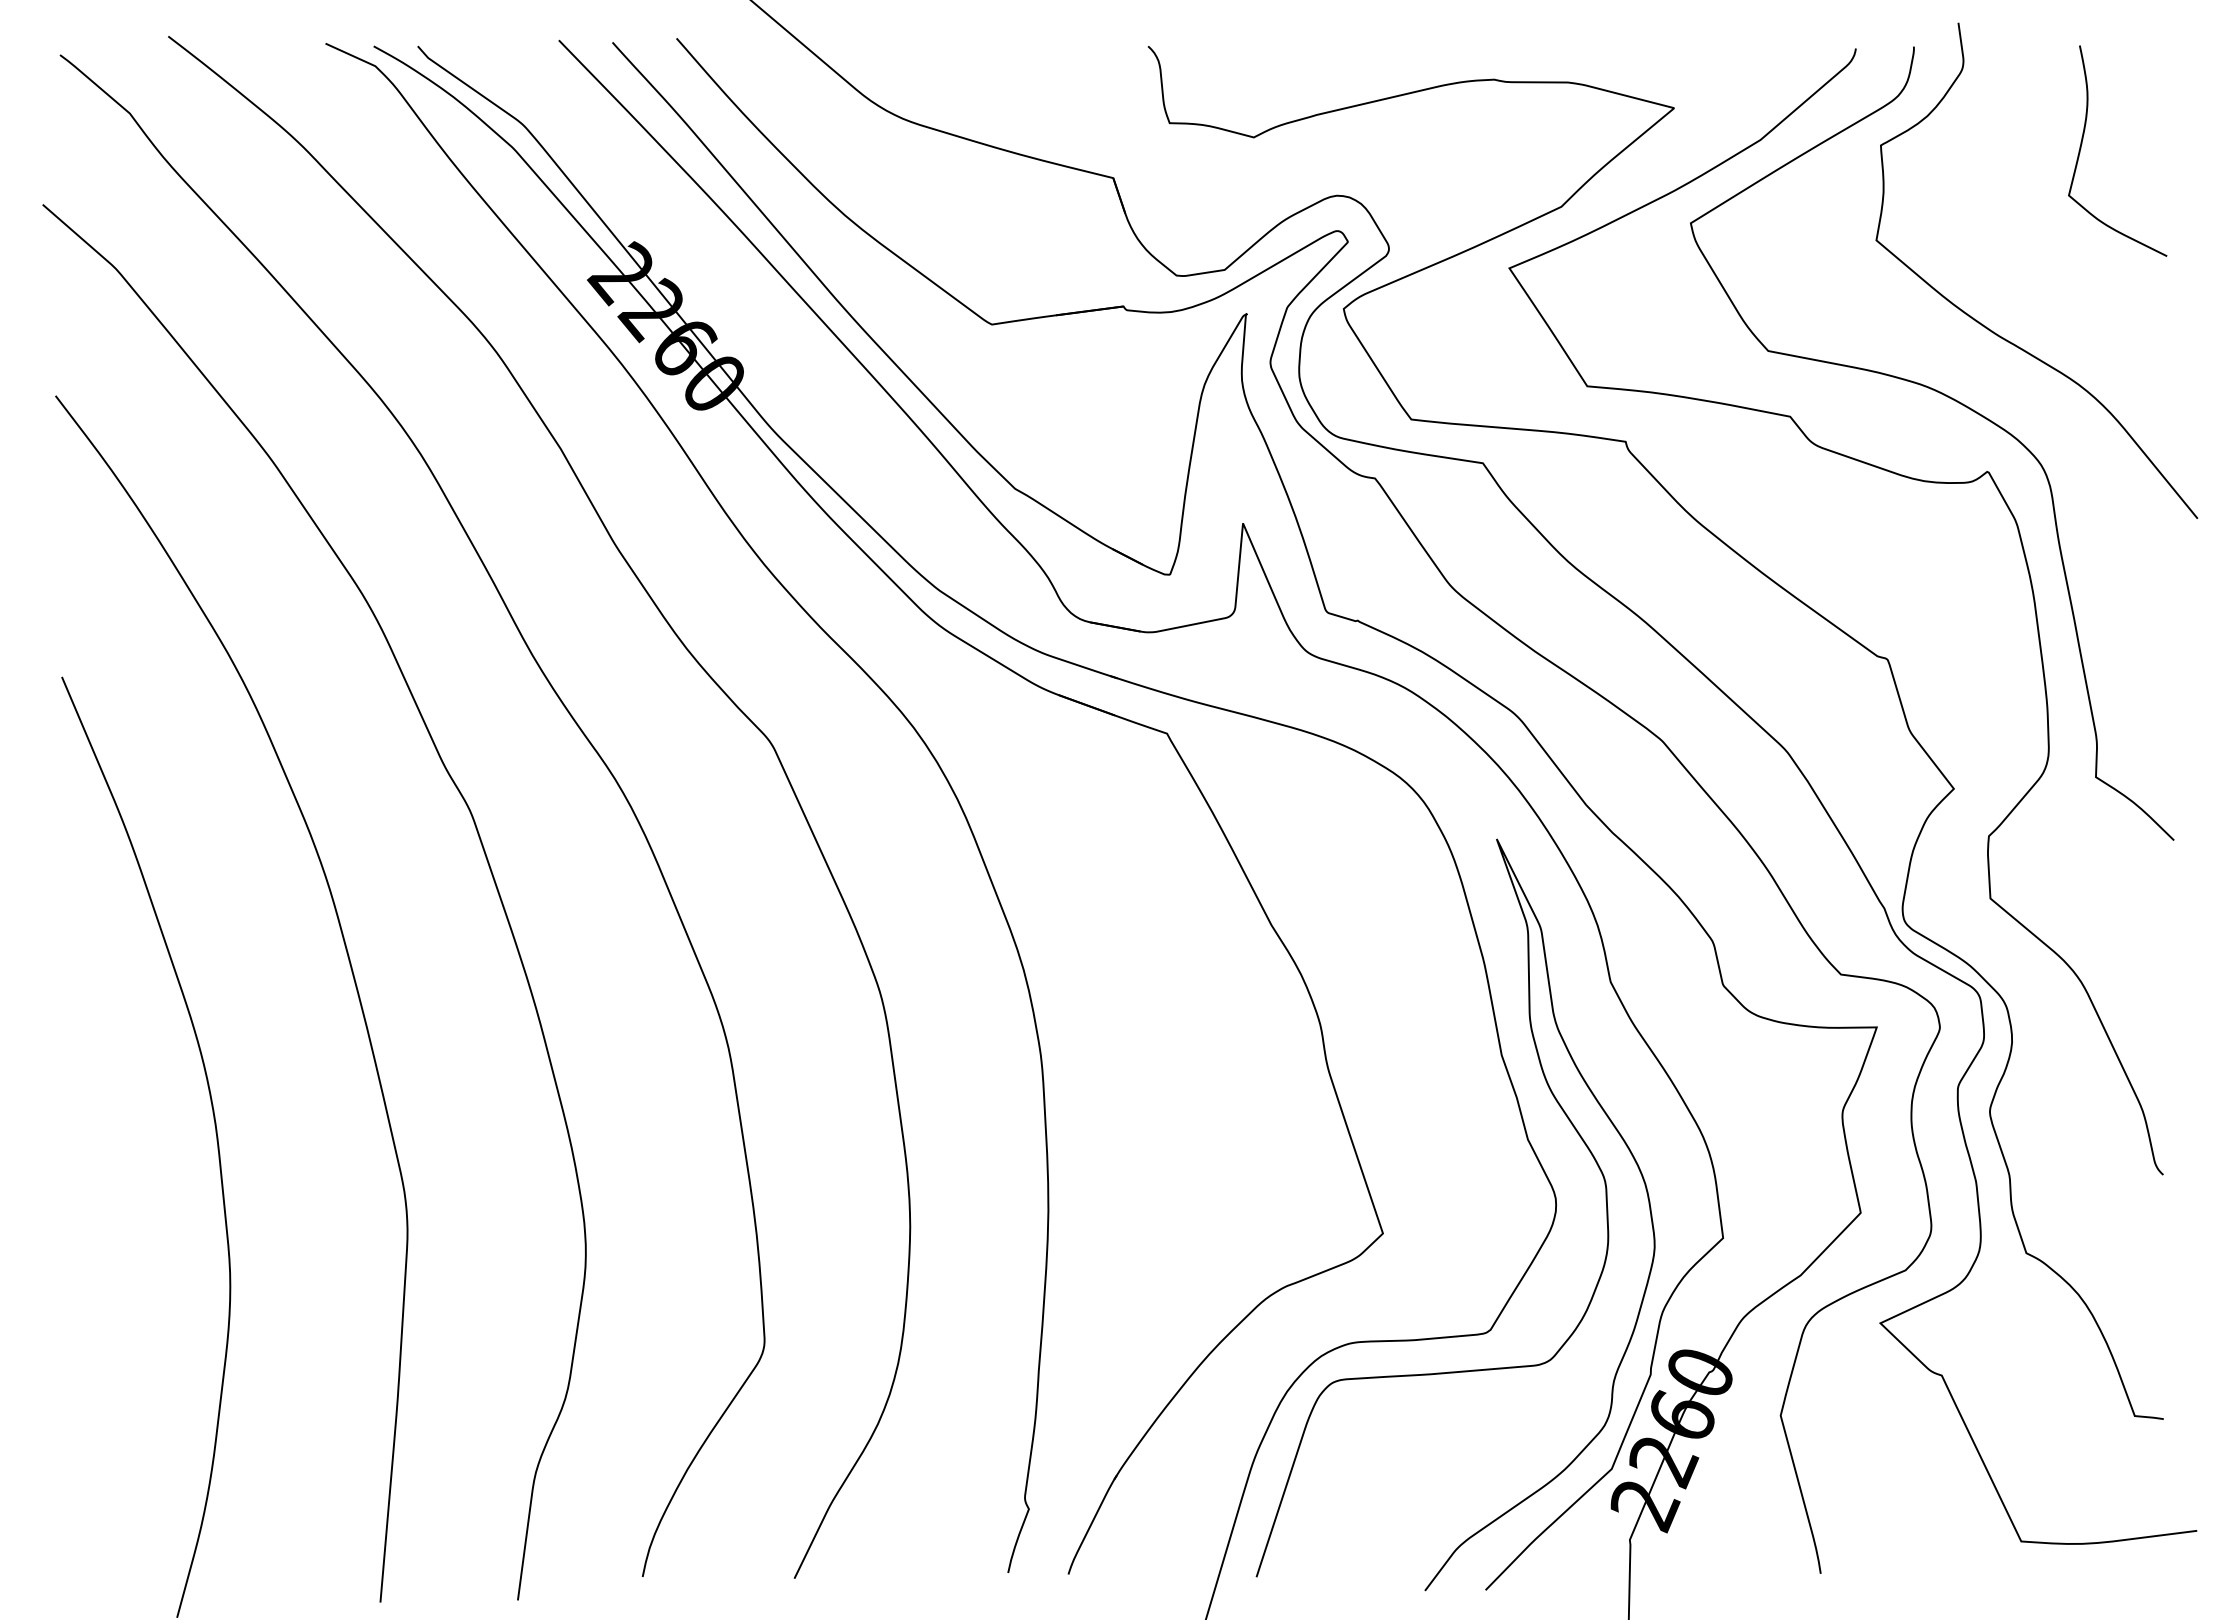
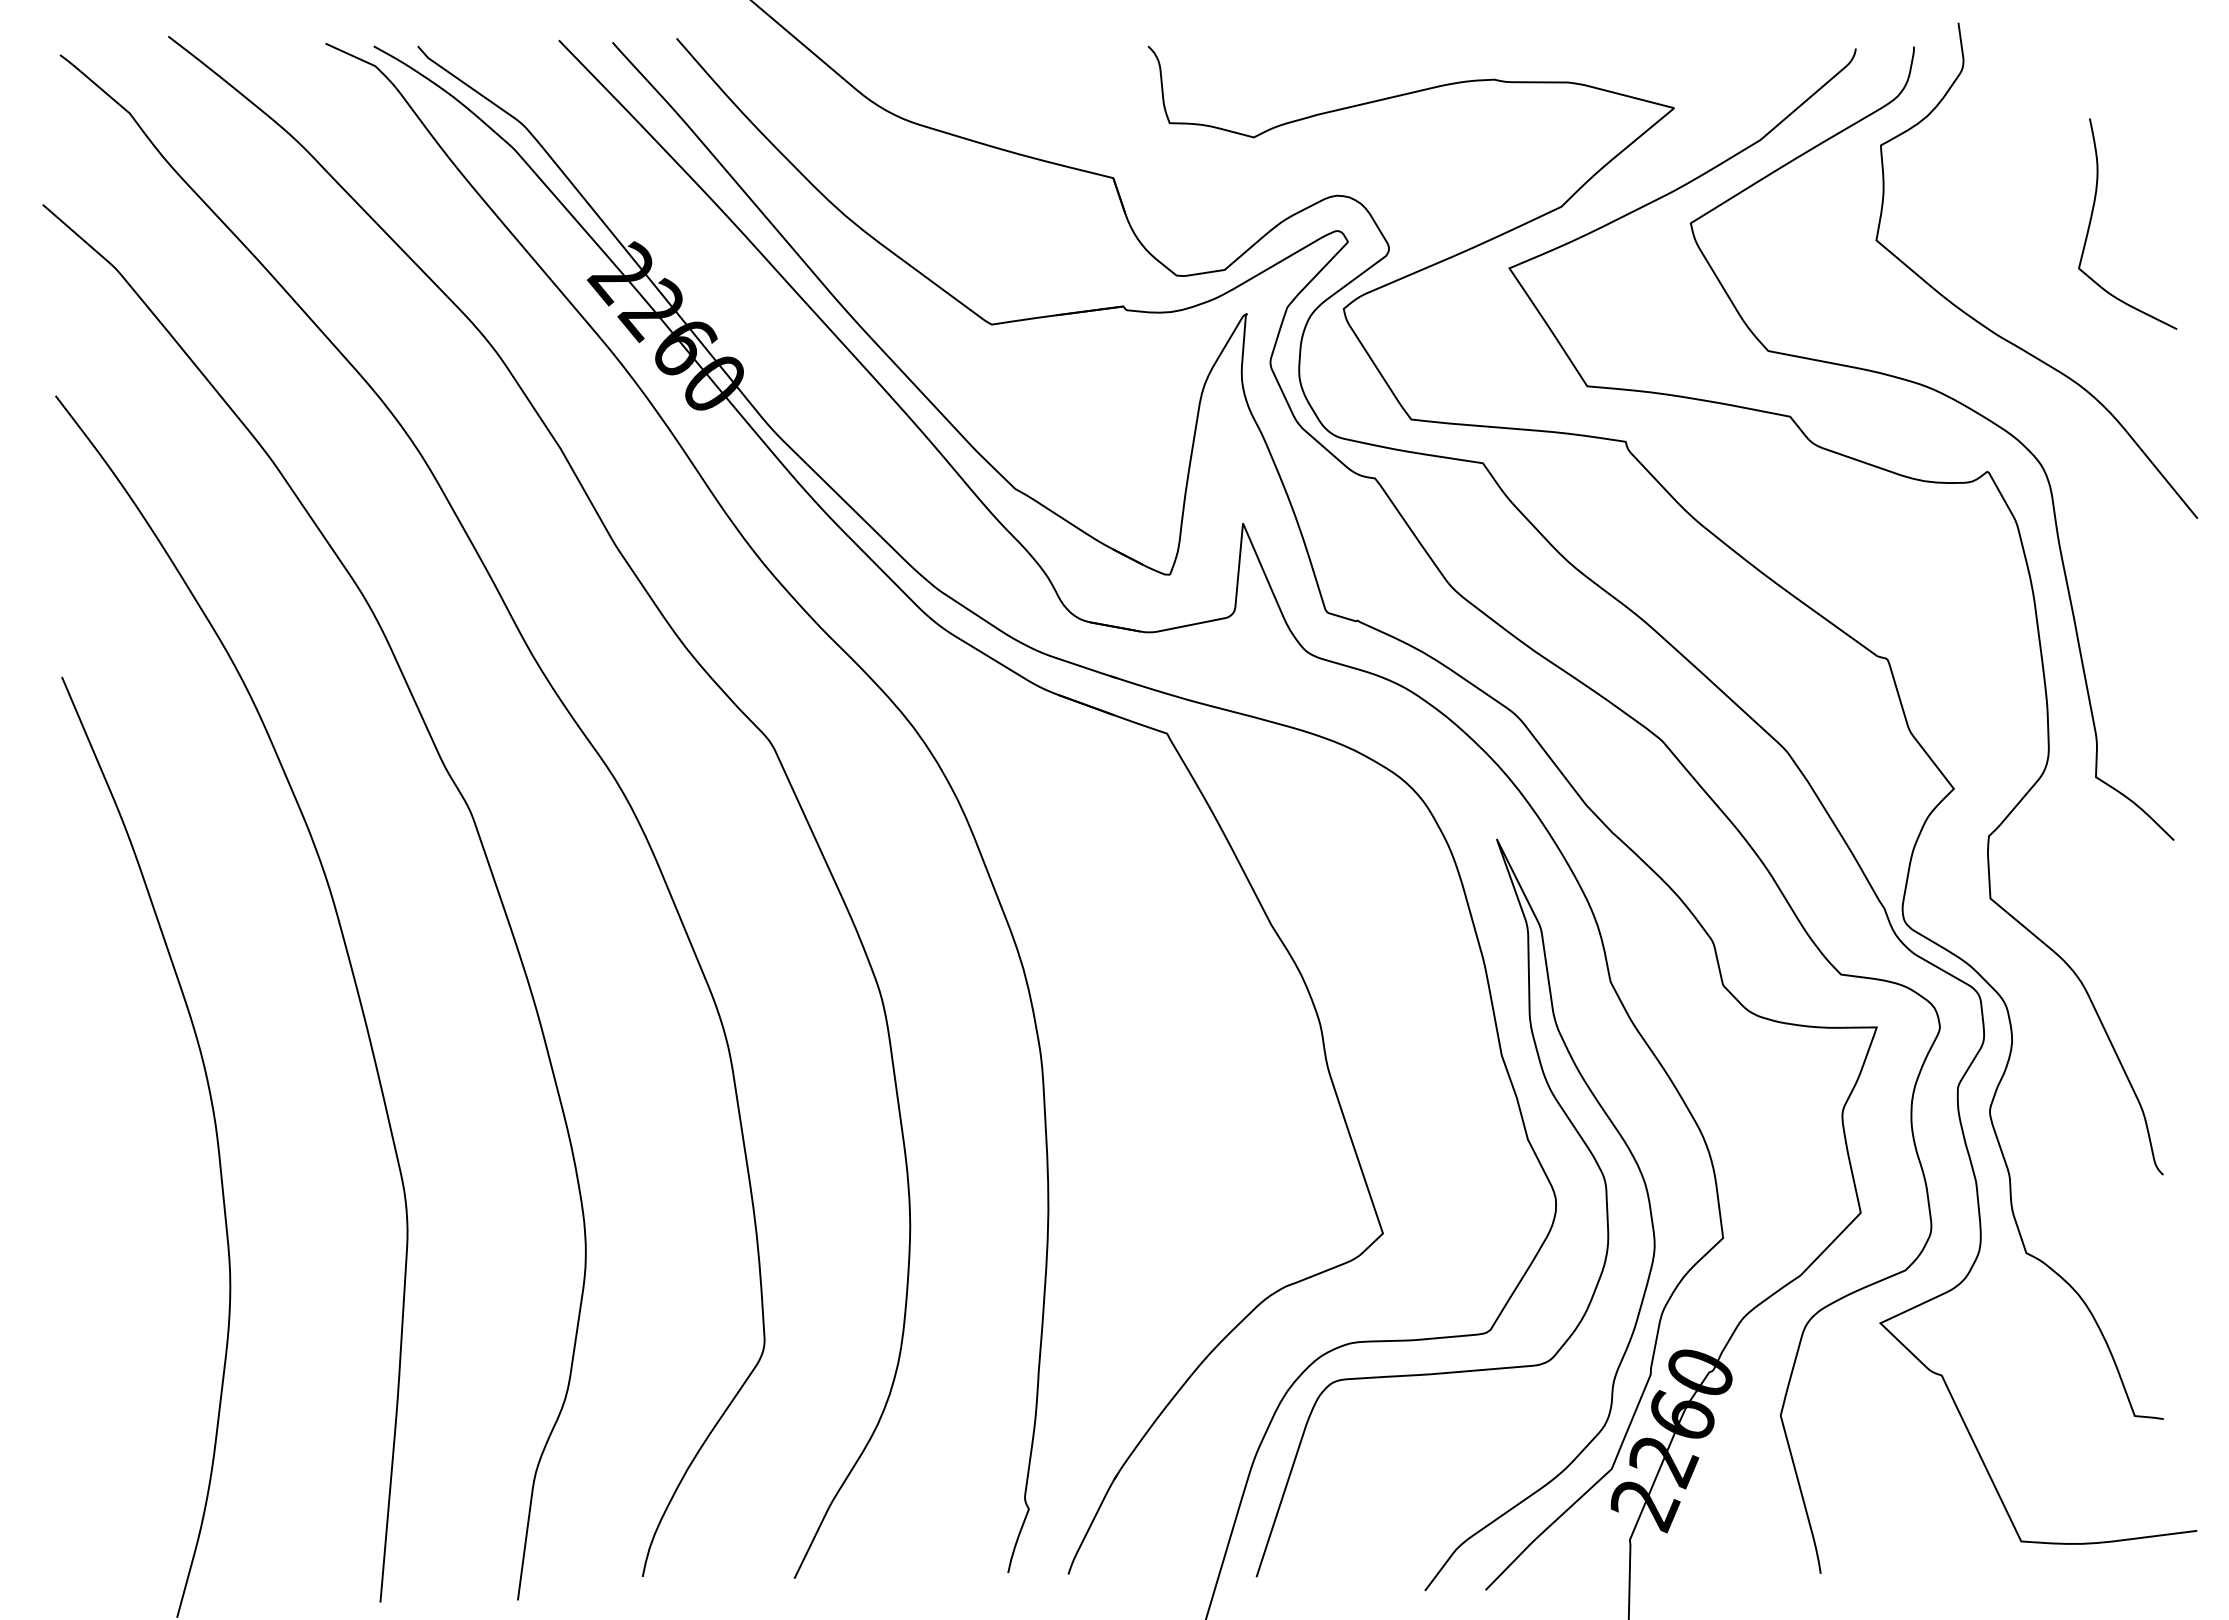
curve position: (2082, 144) -> (2092, 217) (2092, 217)
